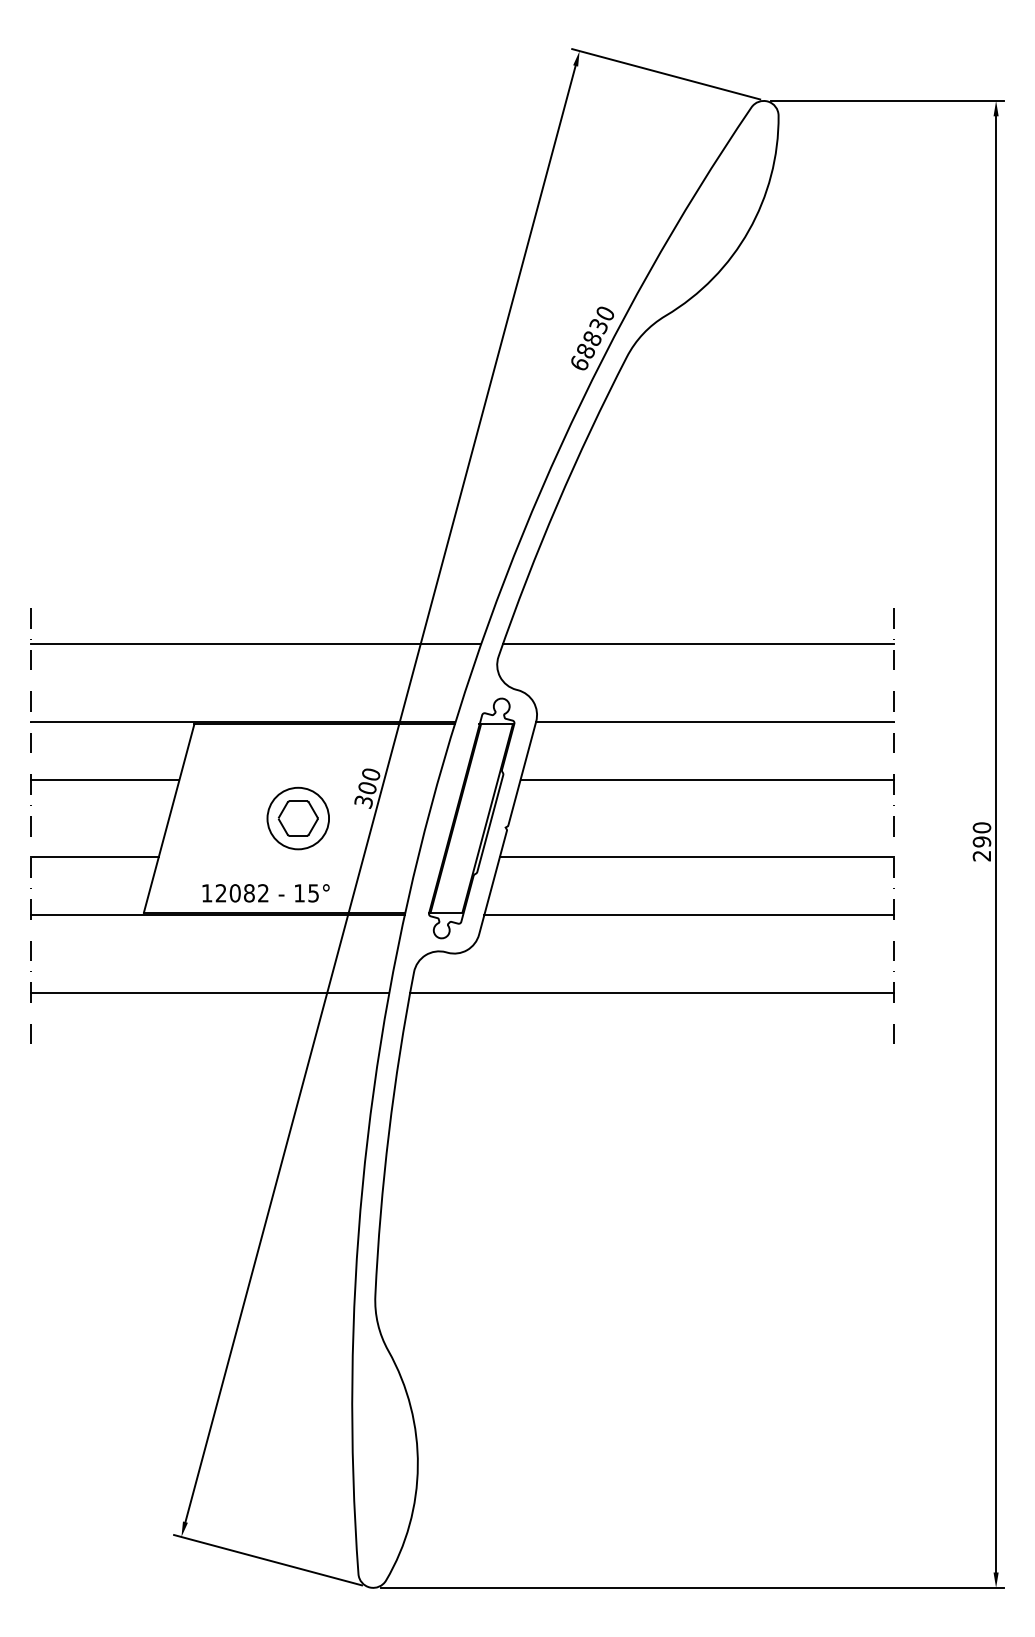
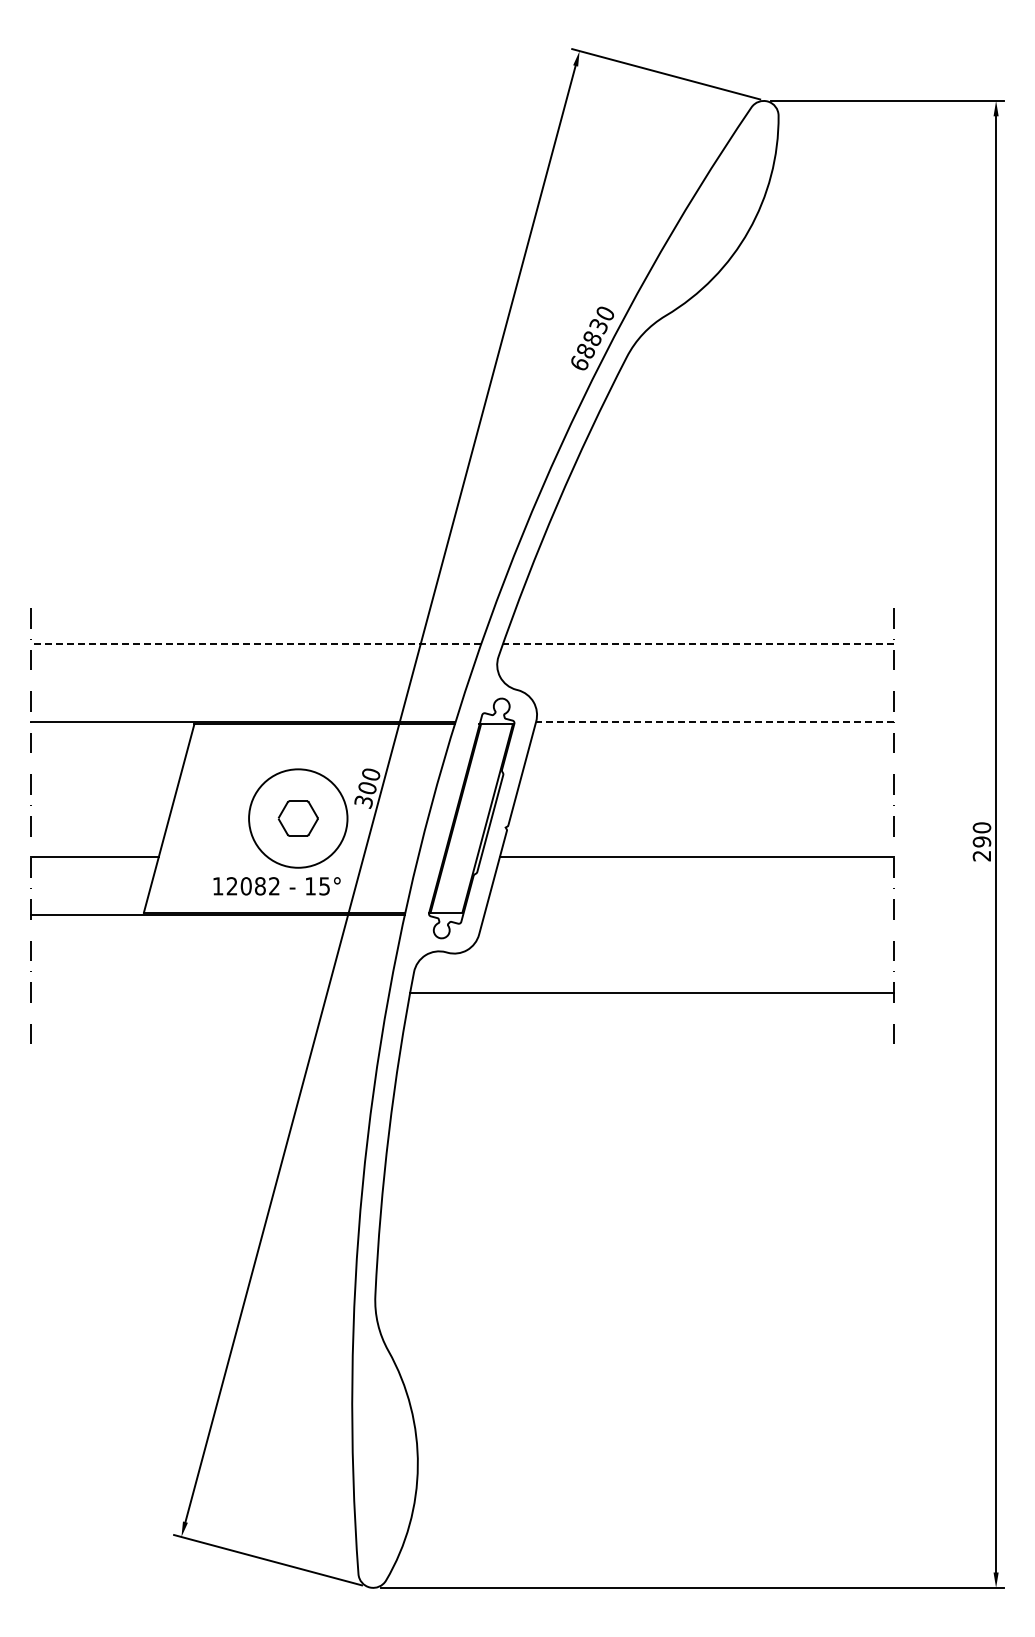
line: solid -> dashed (256, 644)
line: solid -> dashed (697, 644)
line: solid -> dashed (714, 722)
line: present -> none (105, 780)
line: present -> none (706, 780)
circle diameter: 62 px -> 98 px (298, 818)
text position: (265, 893) -> (276, 886) (276, 886)
line: present -> none (688, 914)
line: present -> none (210, 992)
